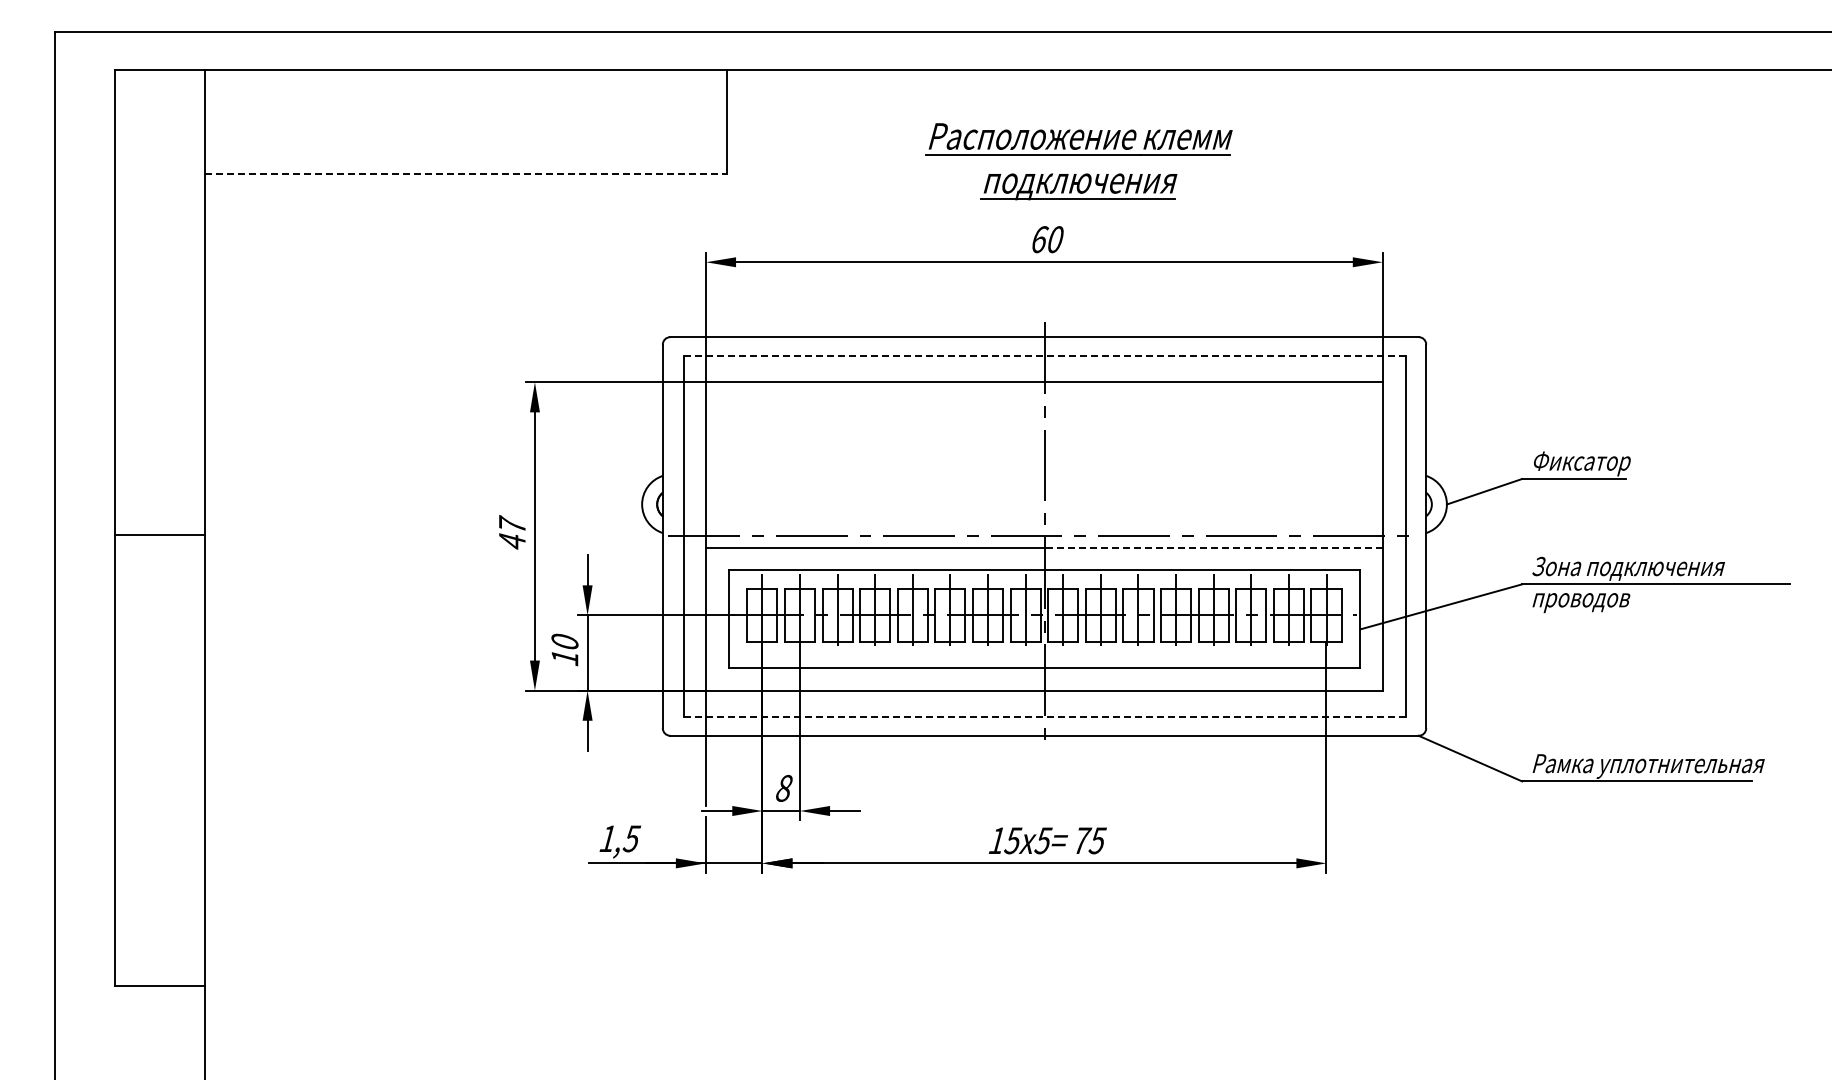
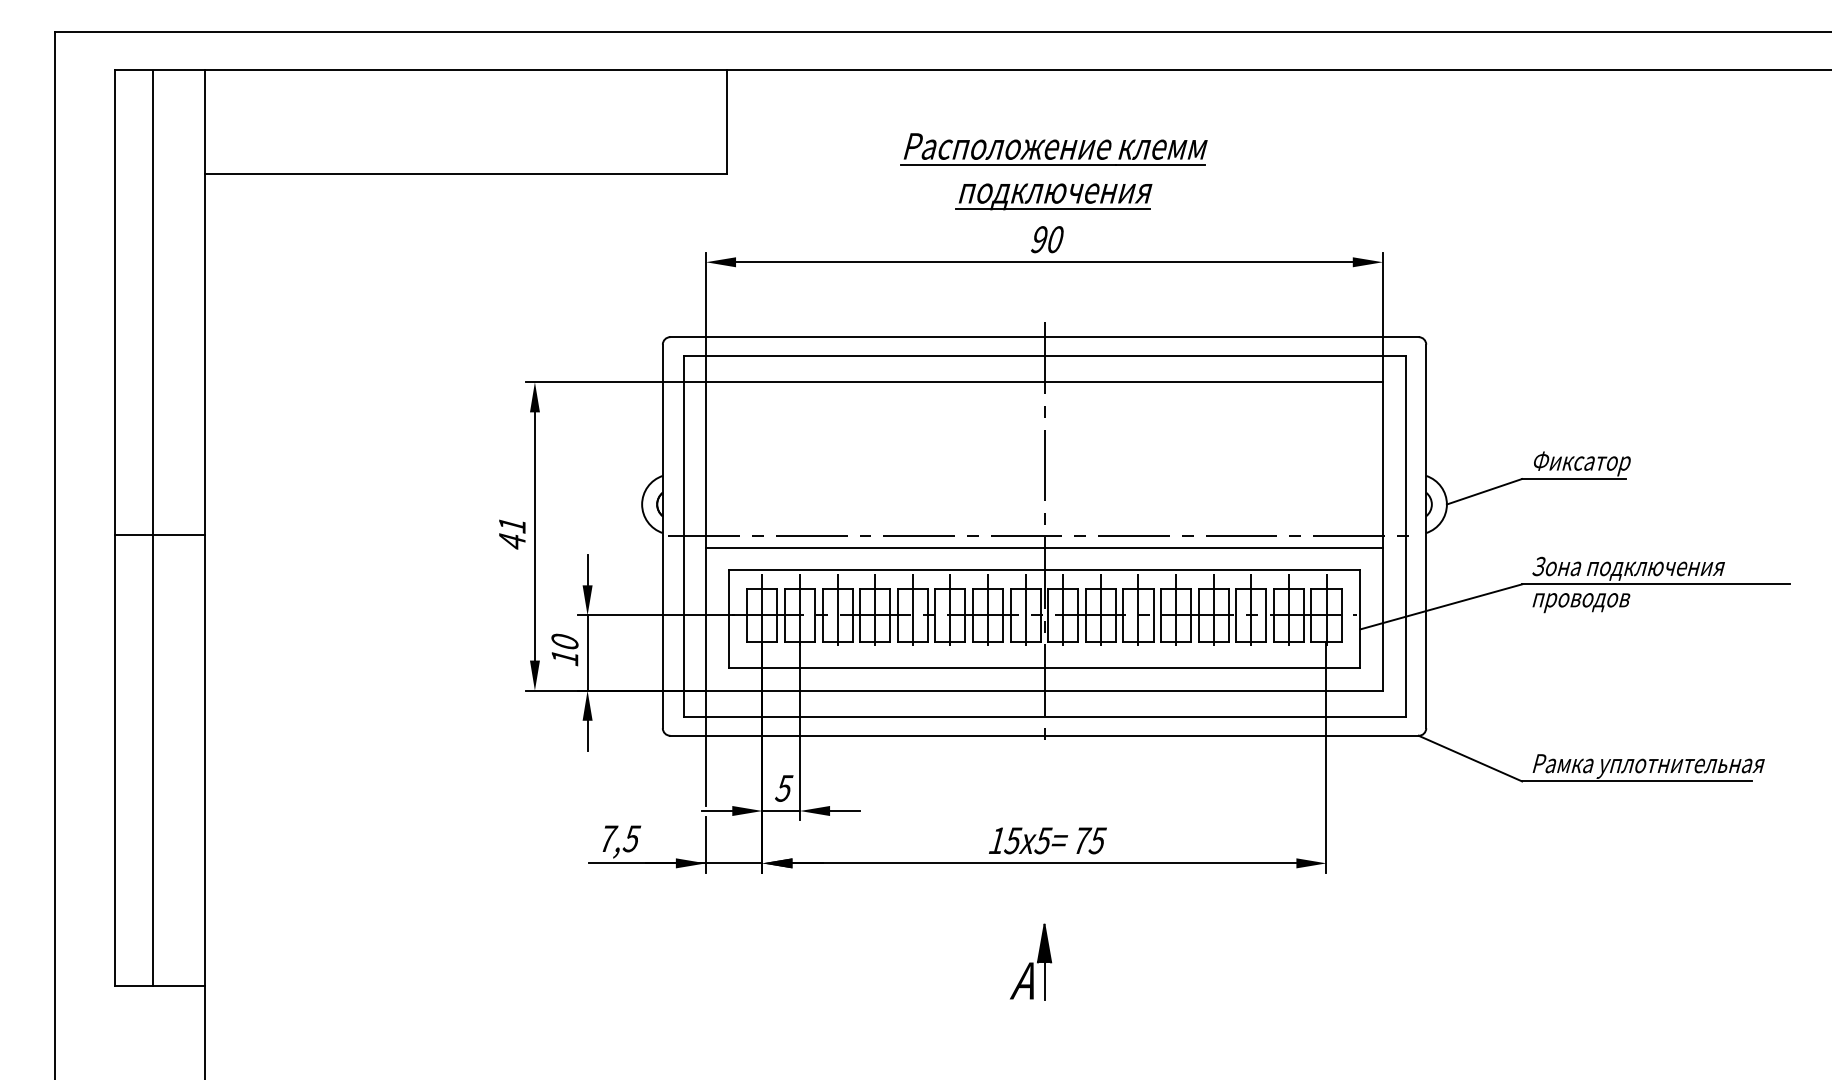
part position: (1078, 161) -> (1053, 171) (1053, 171)
line: dashed -> solid (466, 174)
text: 60 -> 90 (1040, 239)
line: dashed -> solid (1044, 355)
text: 47 -> 41 (512, 524)
line: none -> present (152, 528)
line: dashed -> solid (1213, 547)
line: dashed -> solid (1045, 716)
text: 8 -> 5 (784, 788)
text: 1,5 -> 7,5 (608, 838)
part: none -> present (1031, 961)
